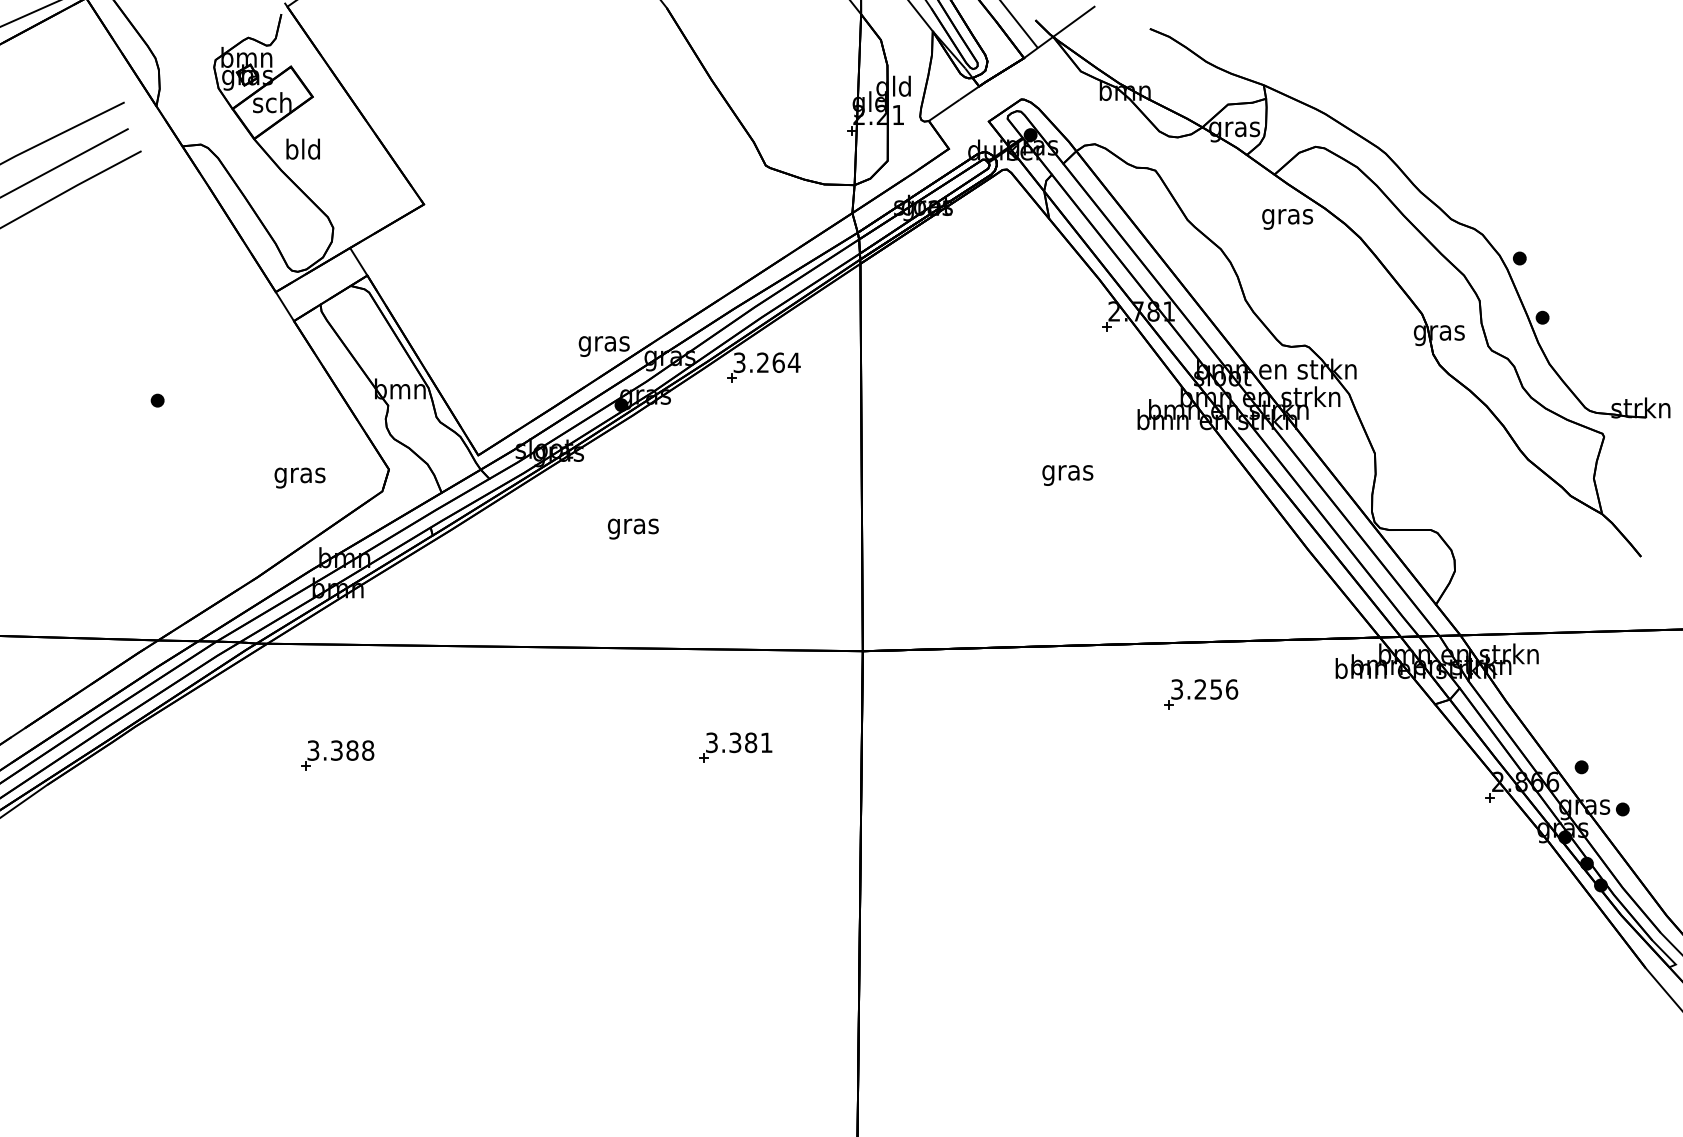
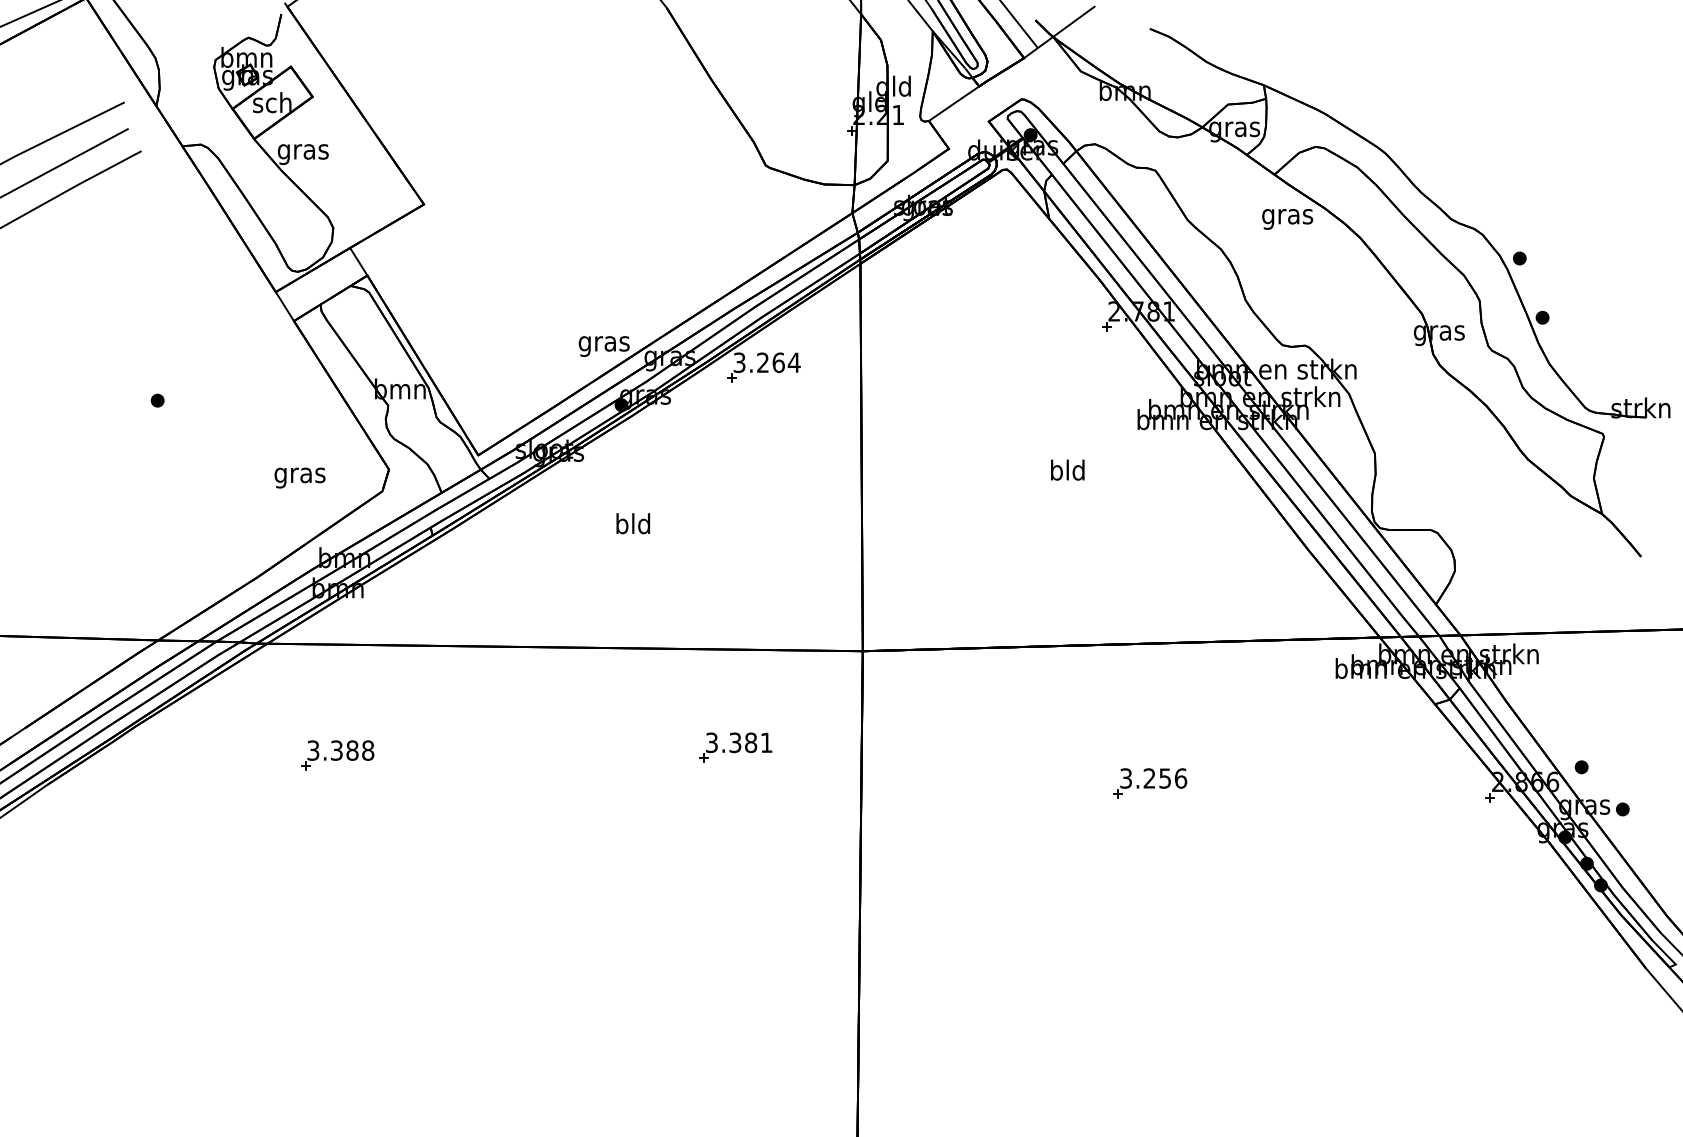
text: bld -> gras (302, 151)
text: gras -> bld (1067, 472)
text: gras -> bld (632, 526)
part position: (1201, 694) -> (1150, 783) (1150, 783)
